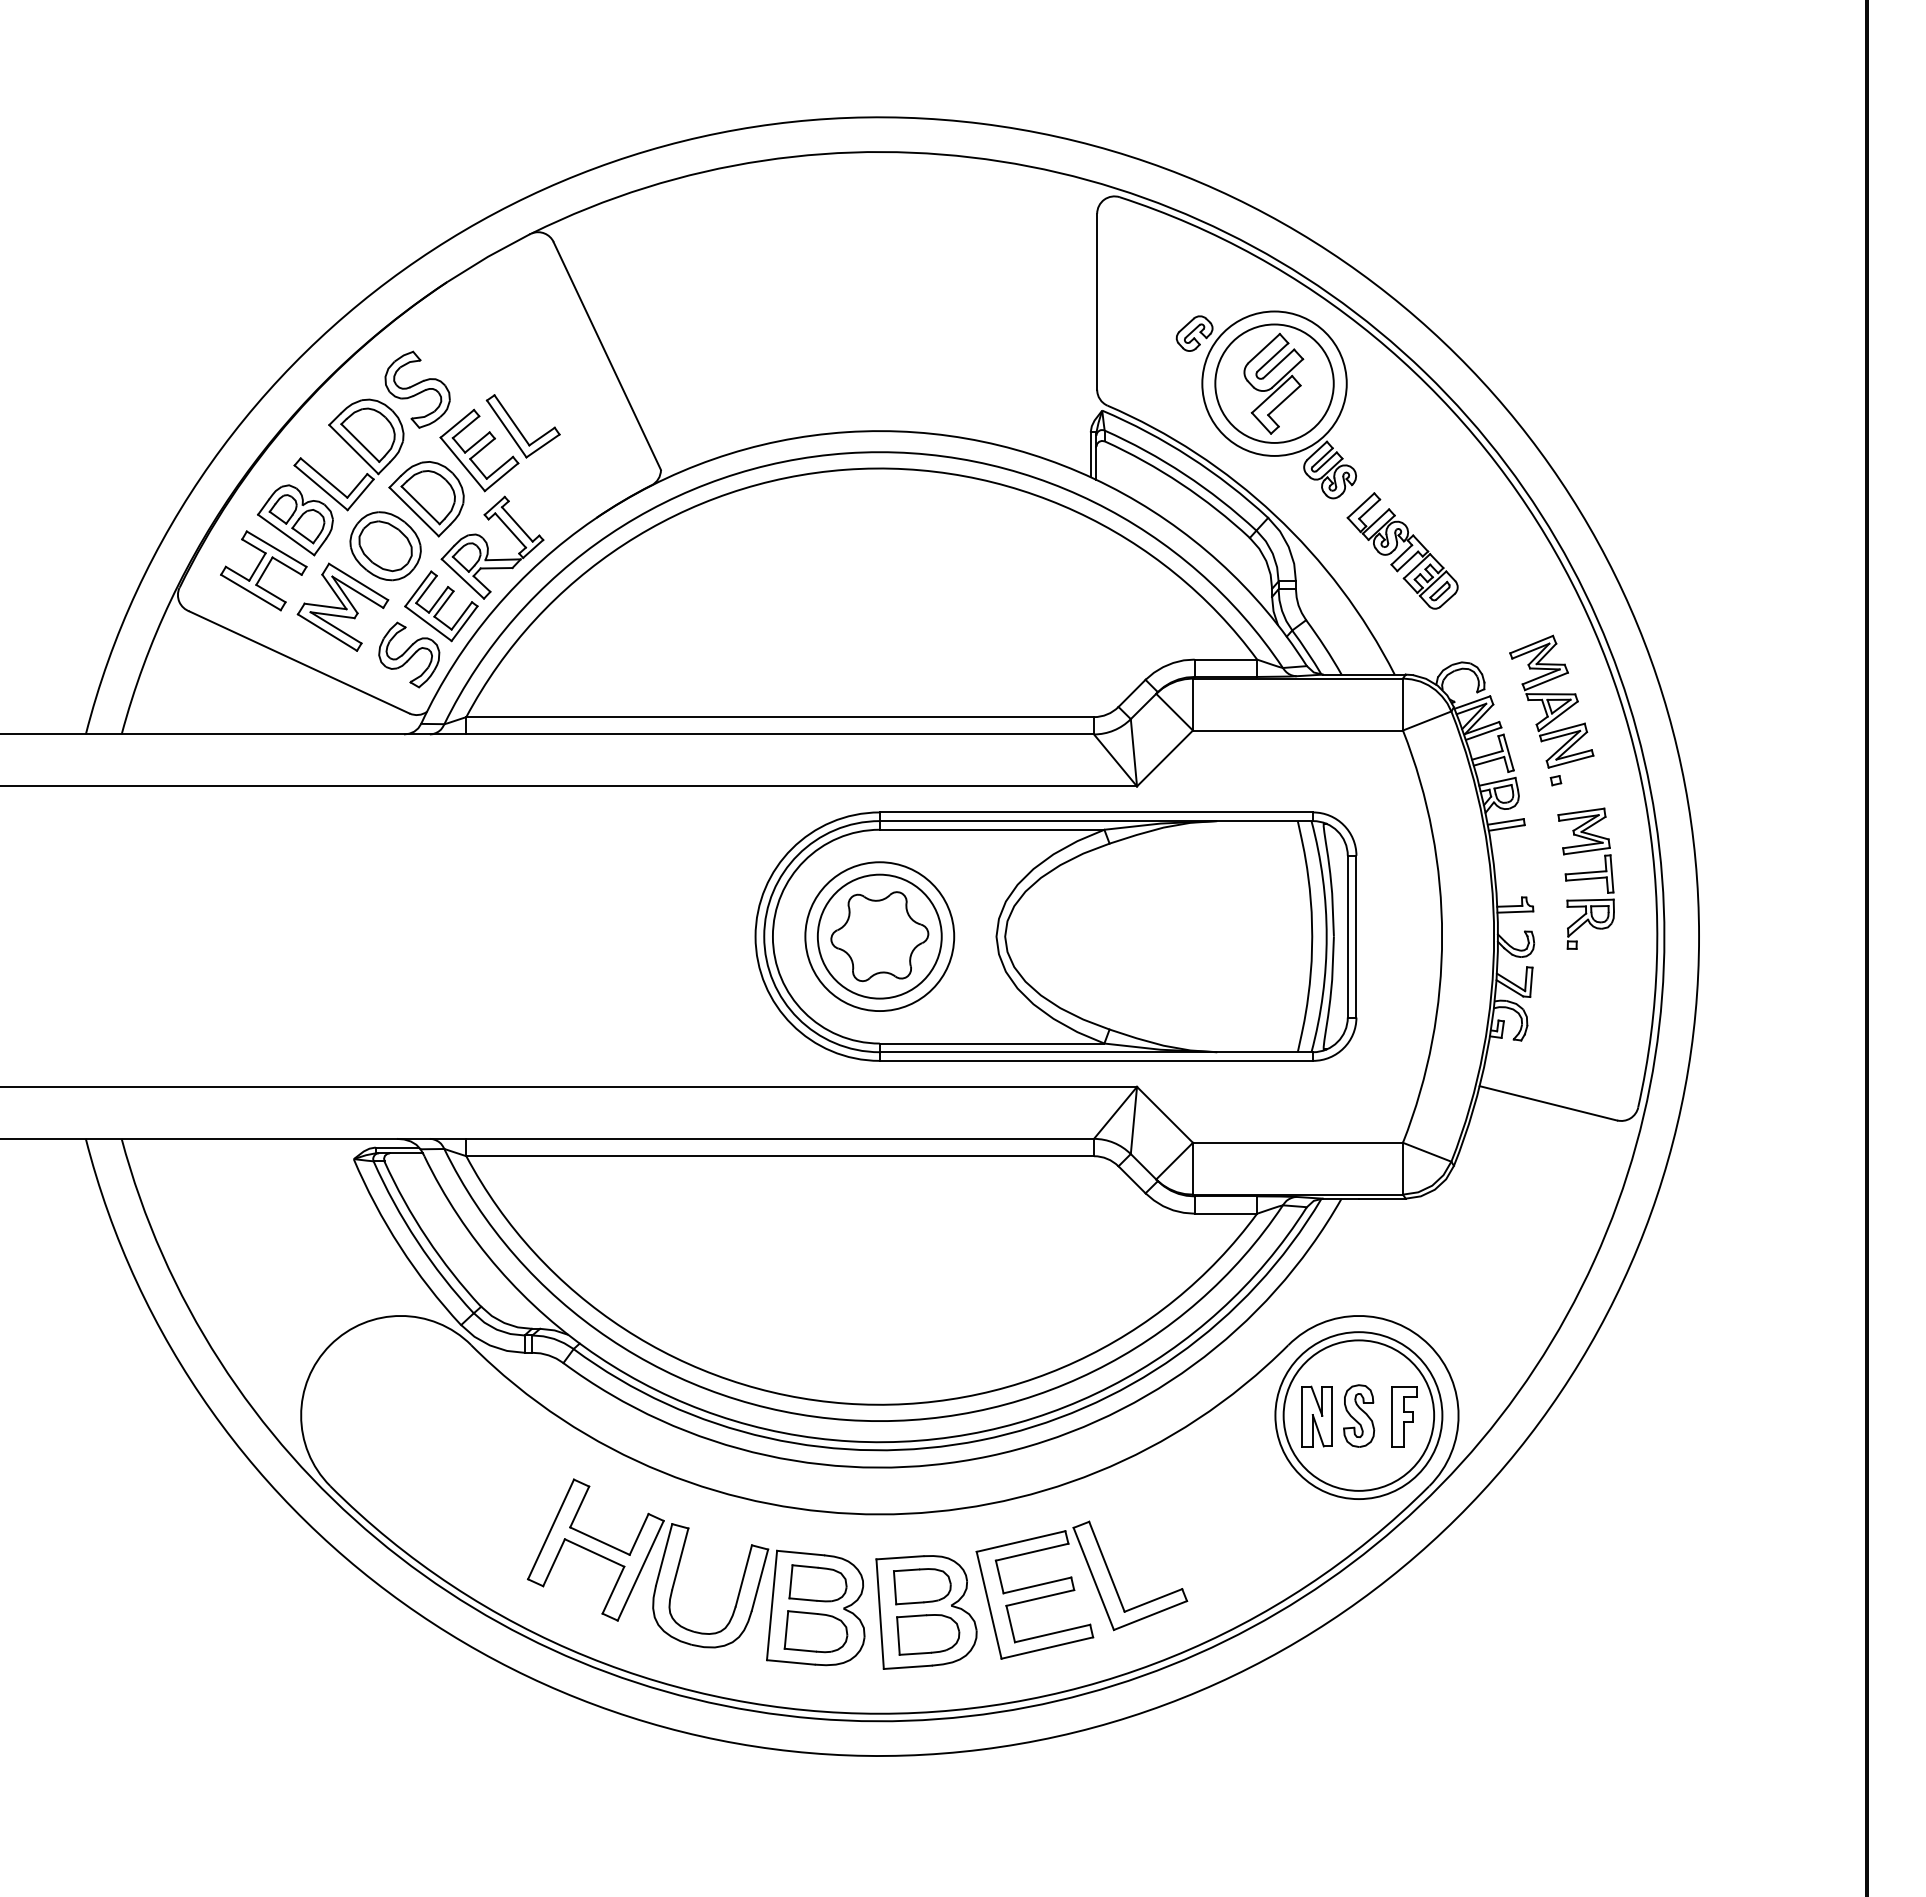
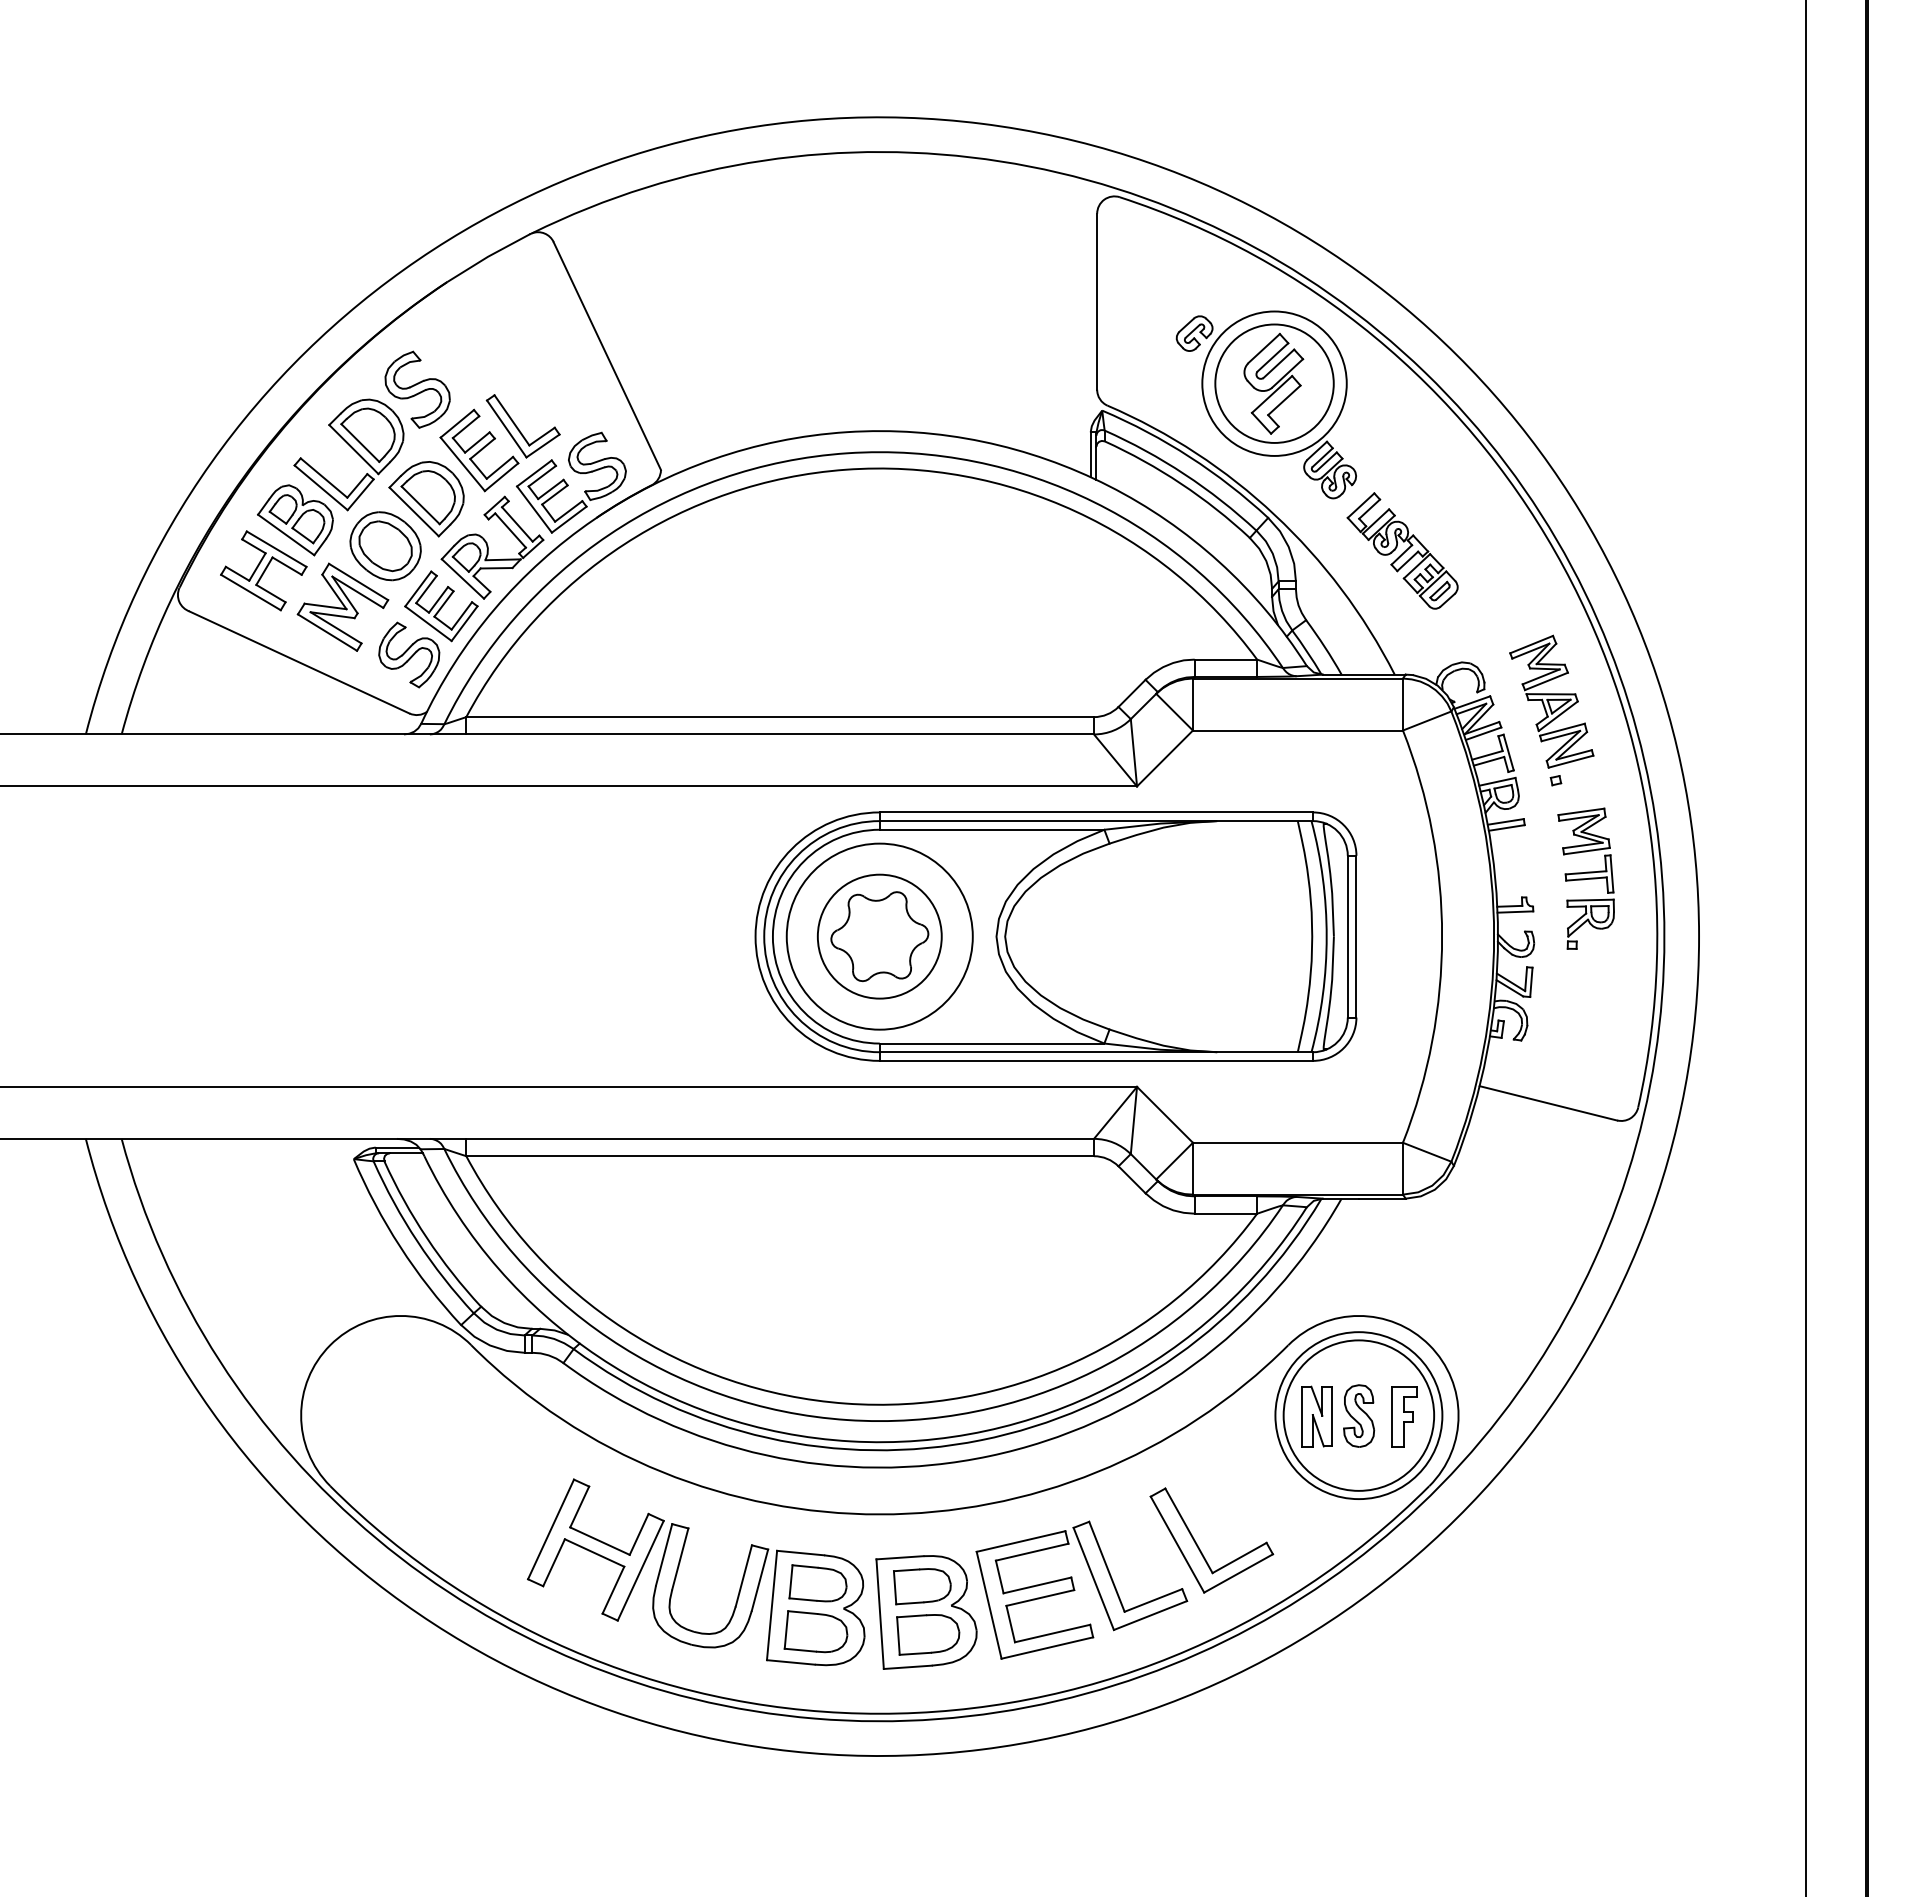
part: none -> present (570, 482)
circle diameter: 149 px -> 186 px (879, 936)
line: none -> present (1805, 947)
part: none -> present (1199, 1547)
